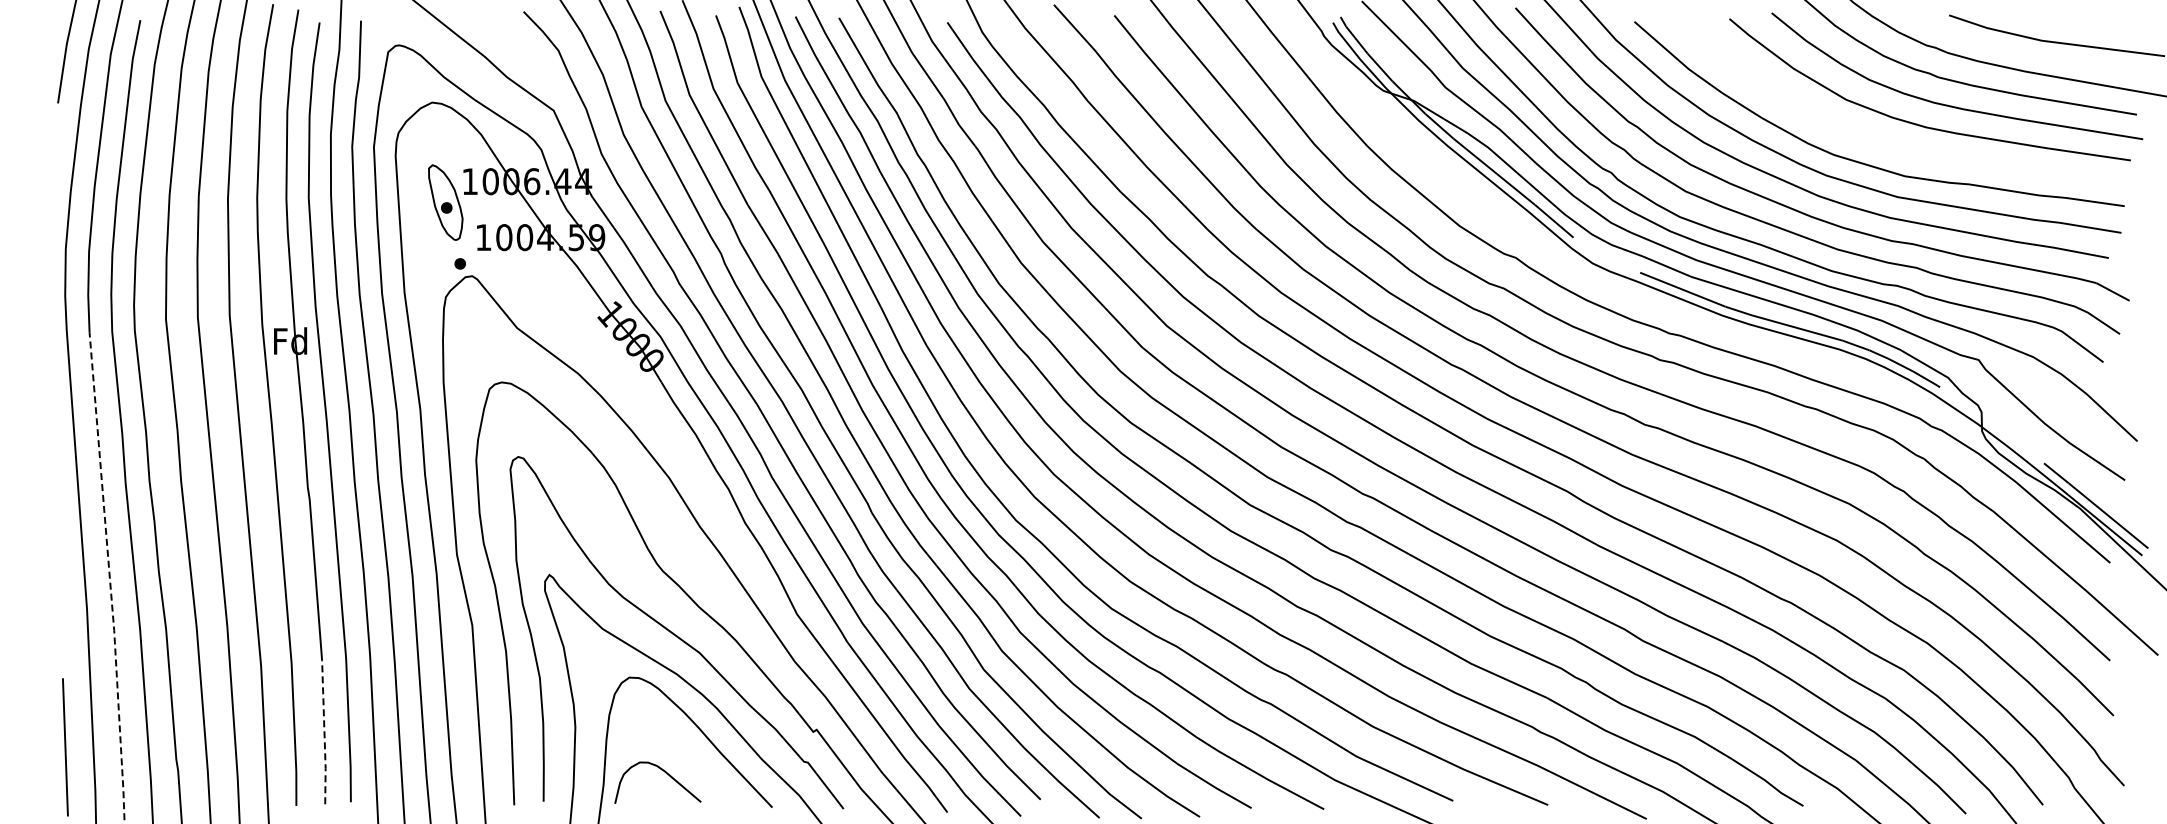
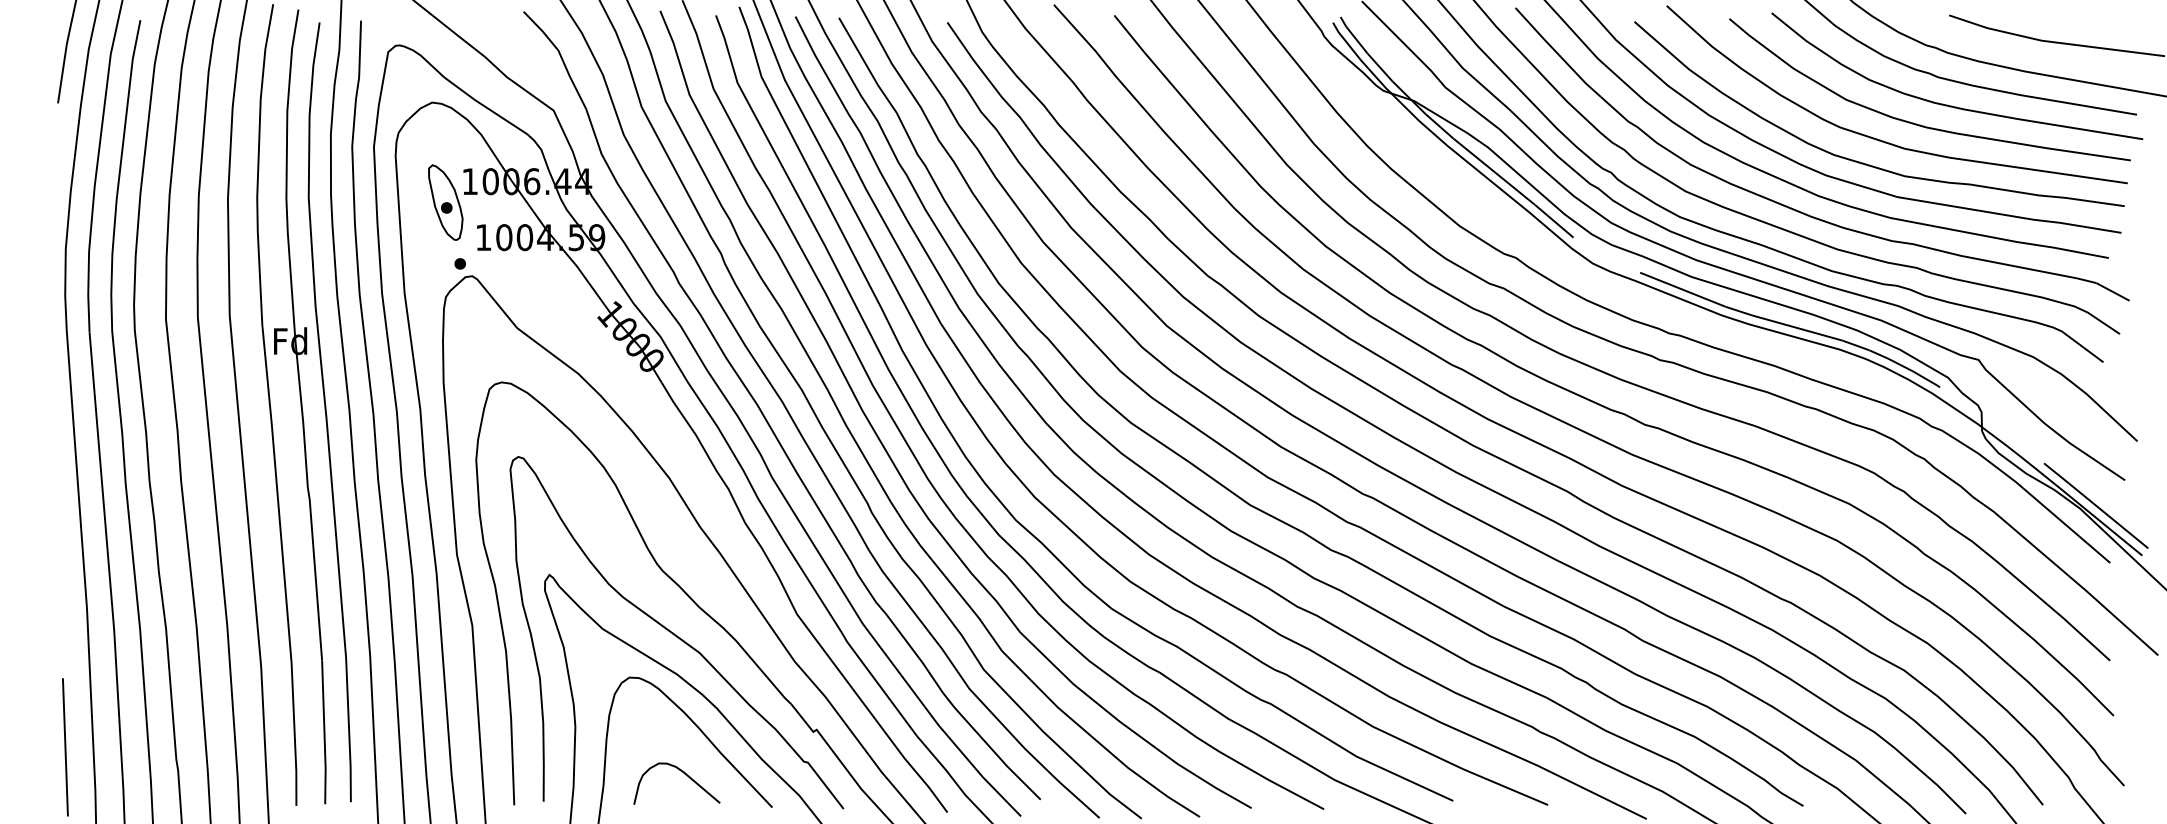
curve: none -> present (1880, 139)
line: dashed -> solid (110, 579)
line: dashed -> solid (324, 732)
curve position: (665, 773) -> (684, 774) (684, 774)
